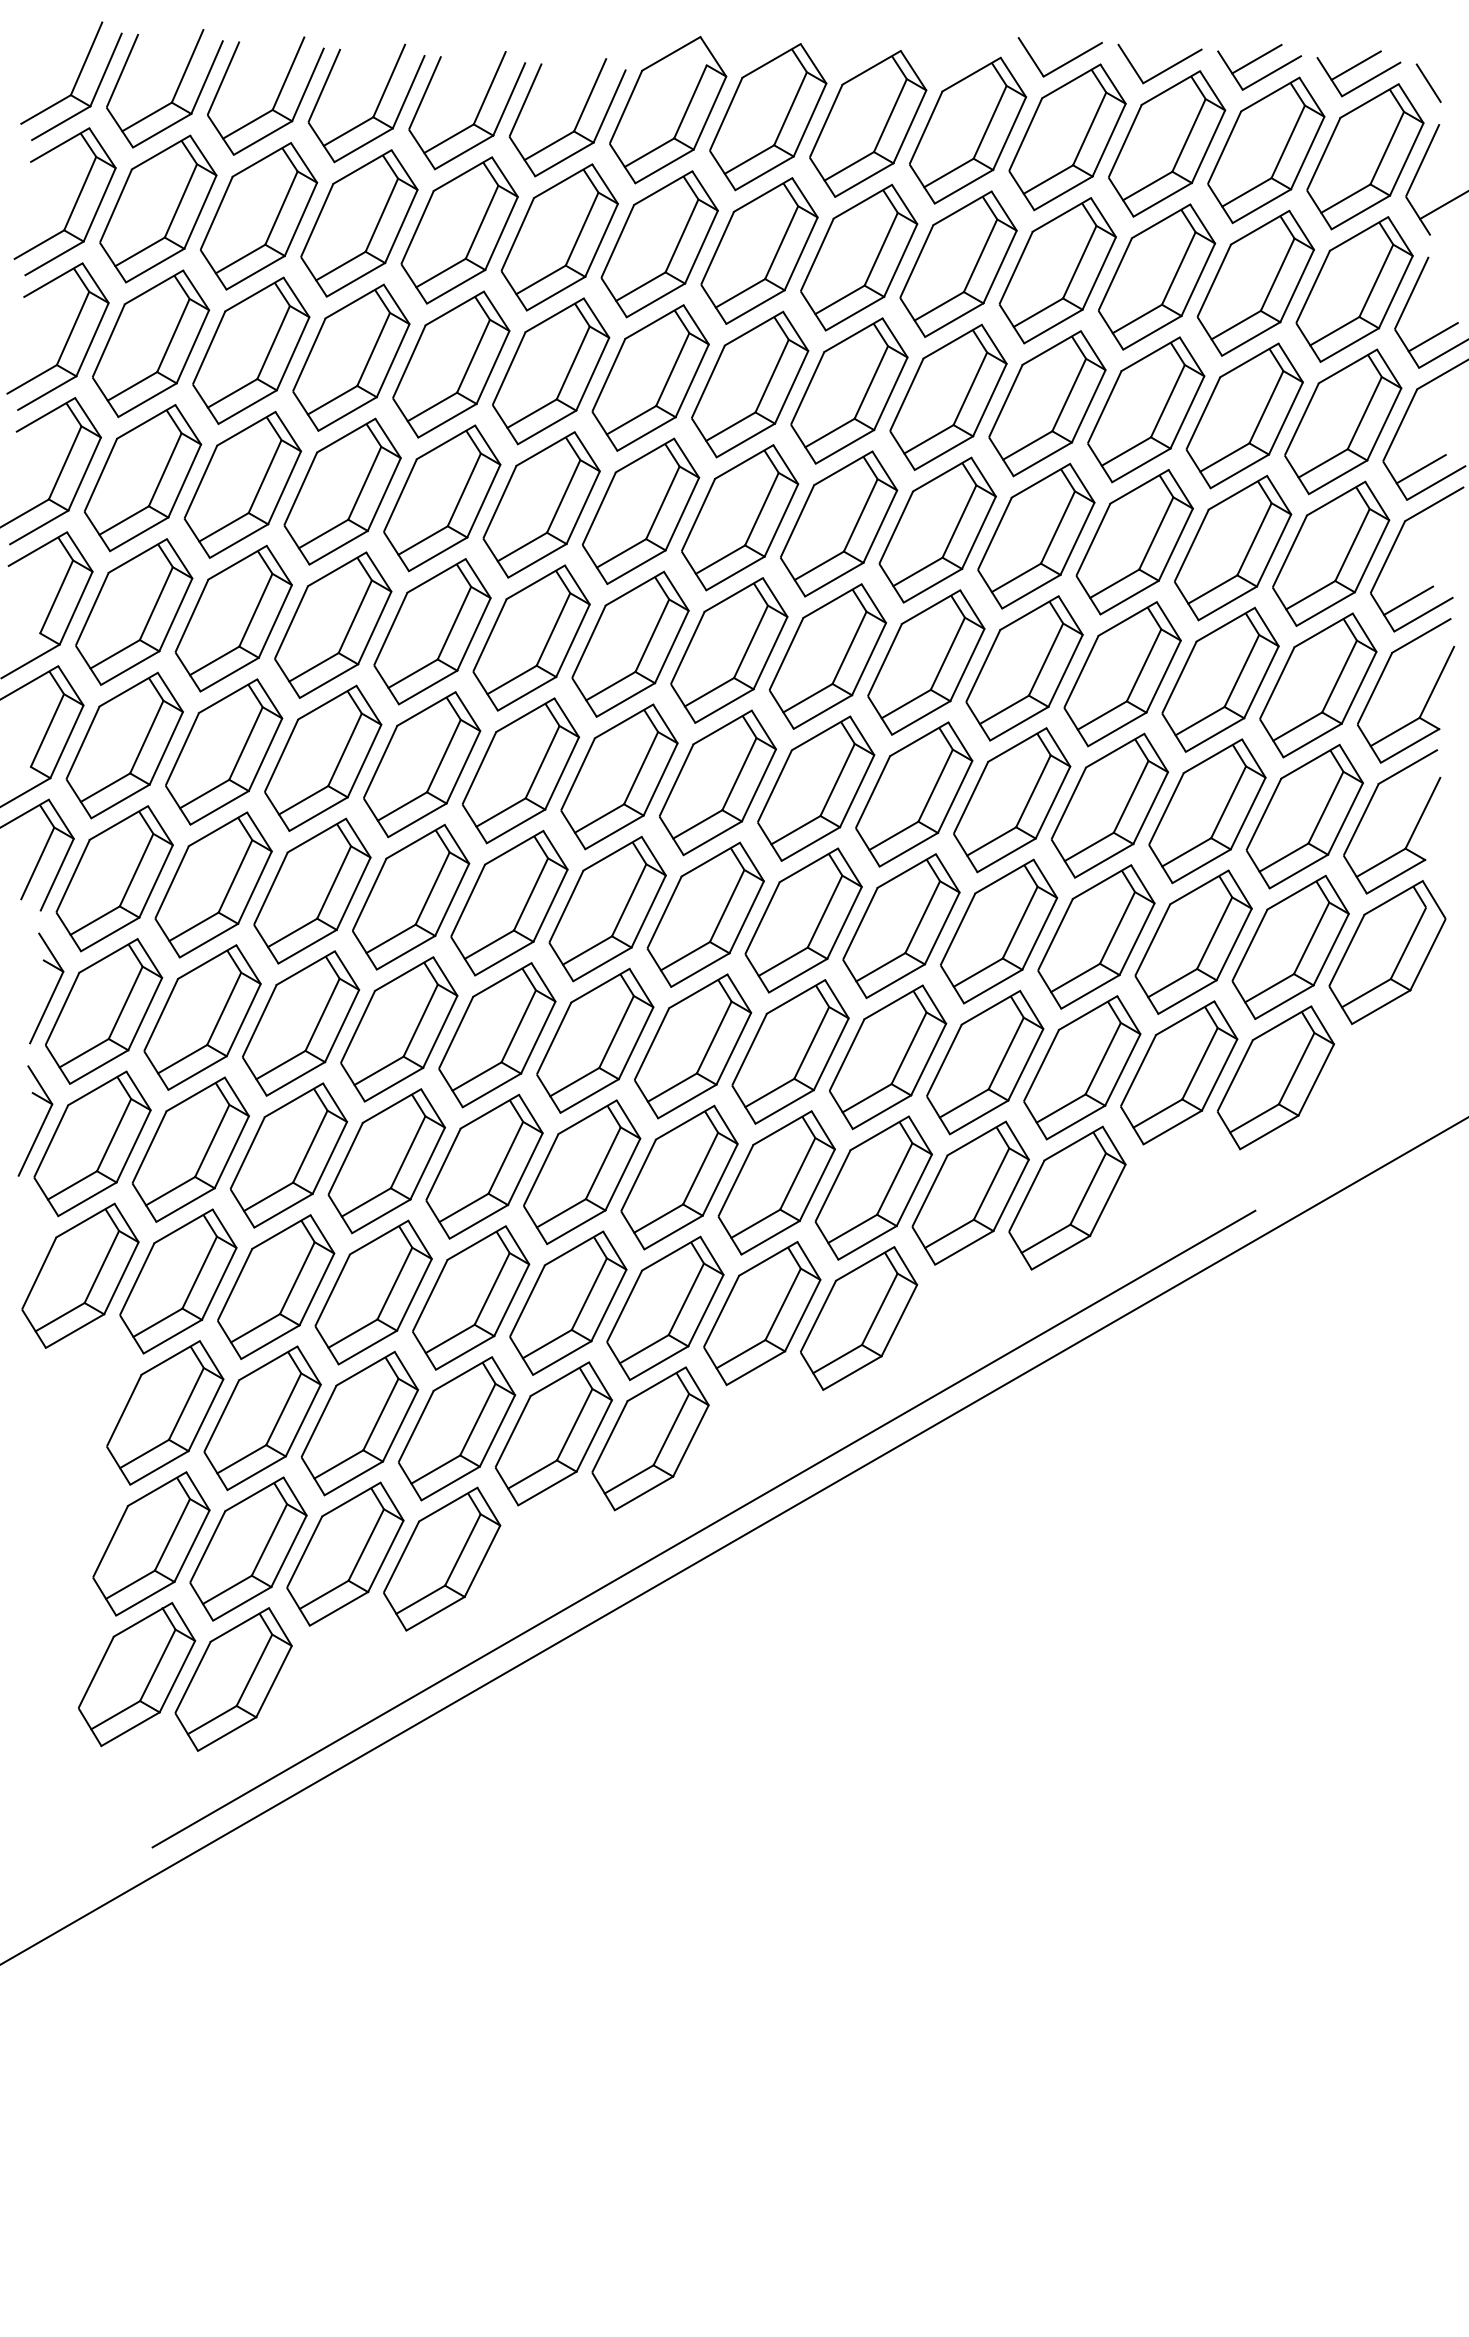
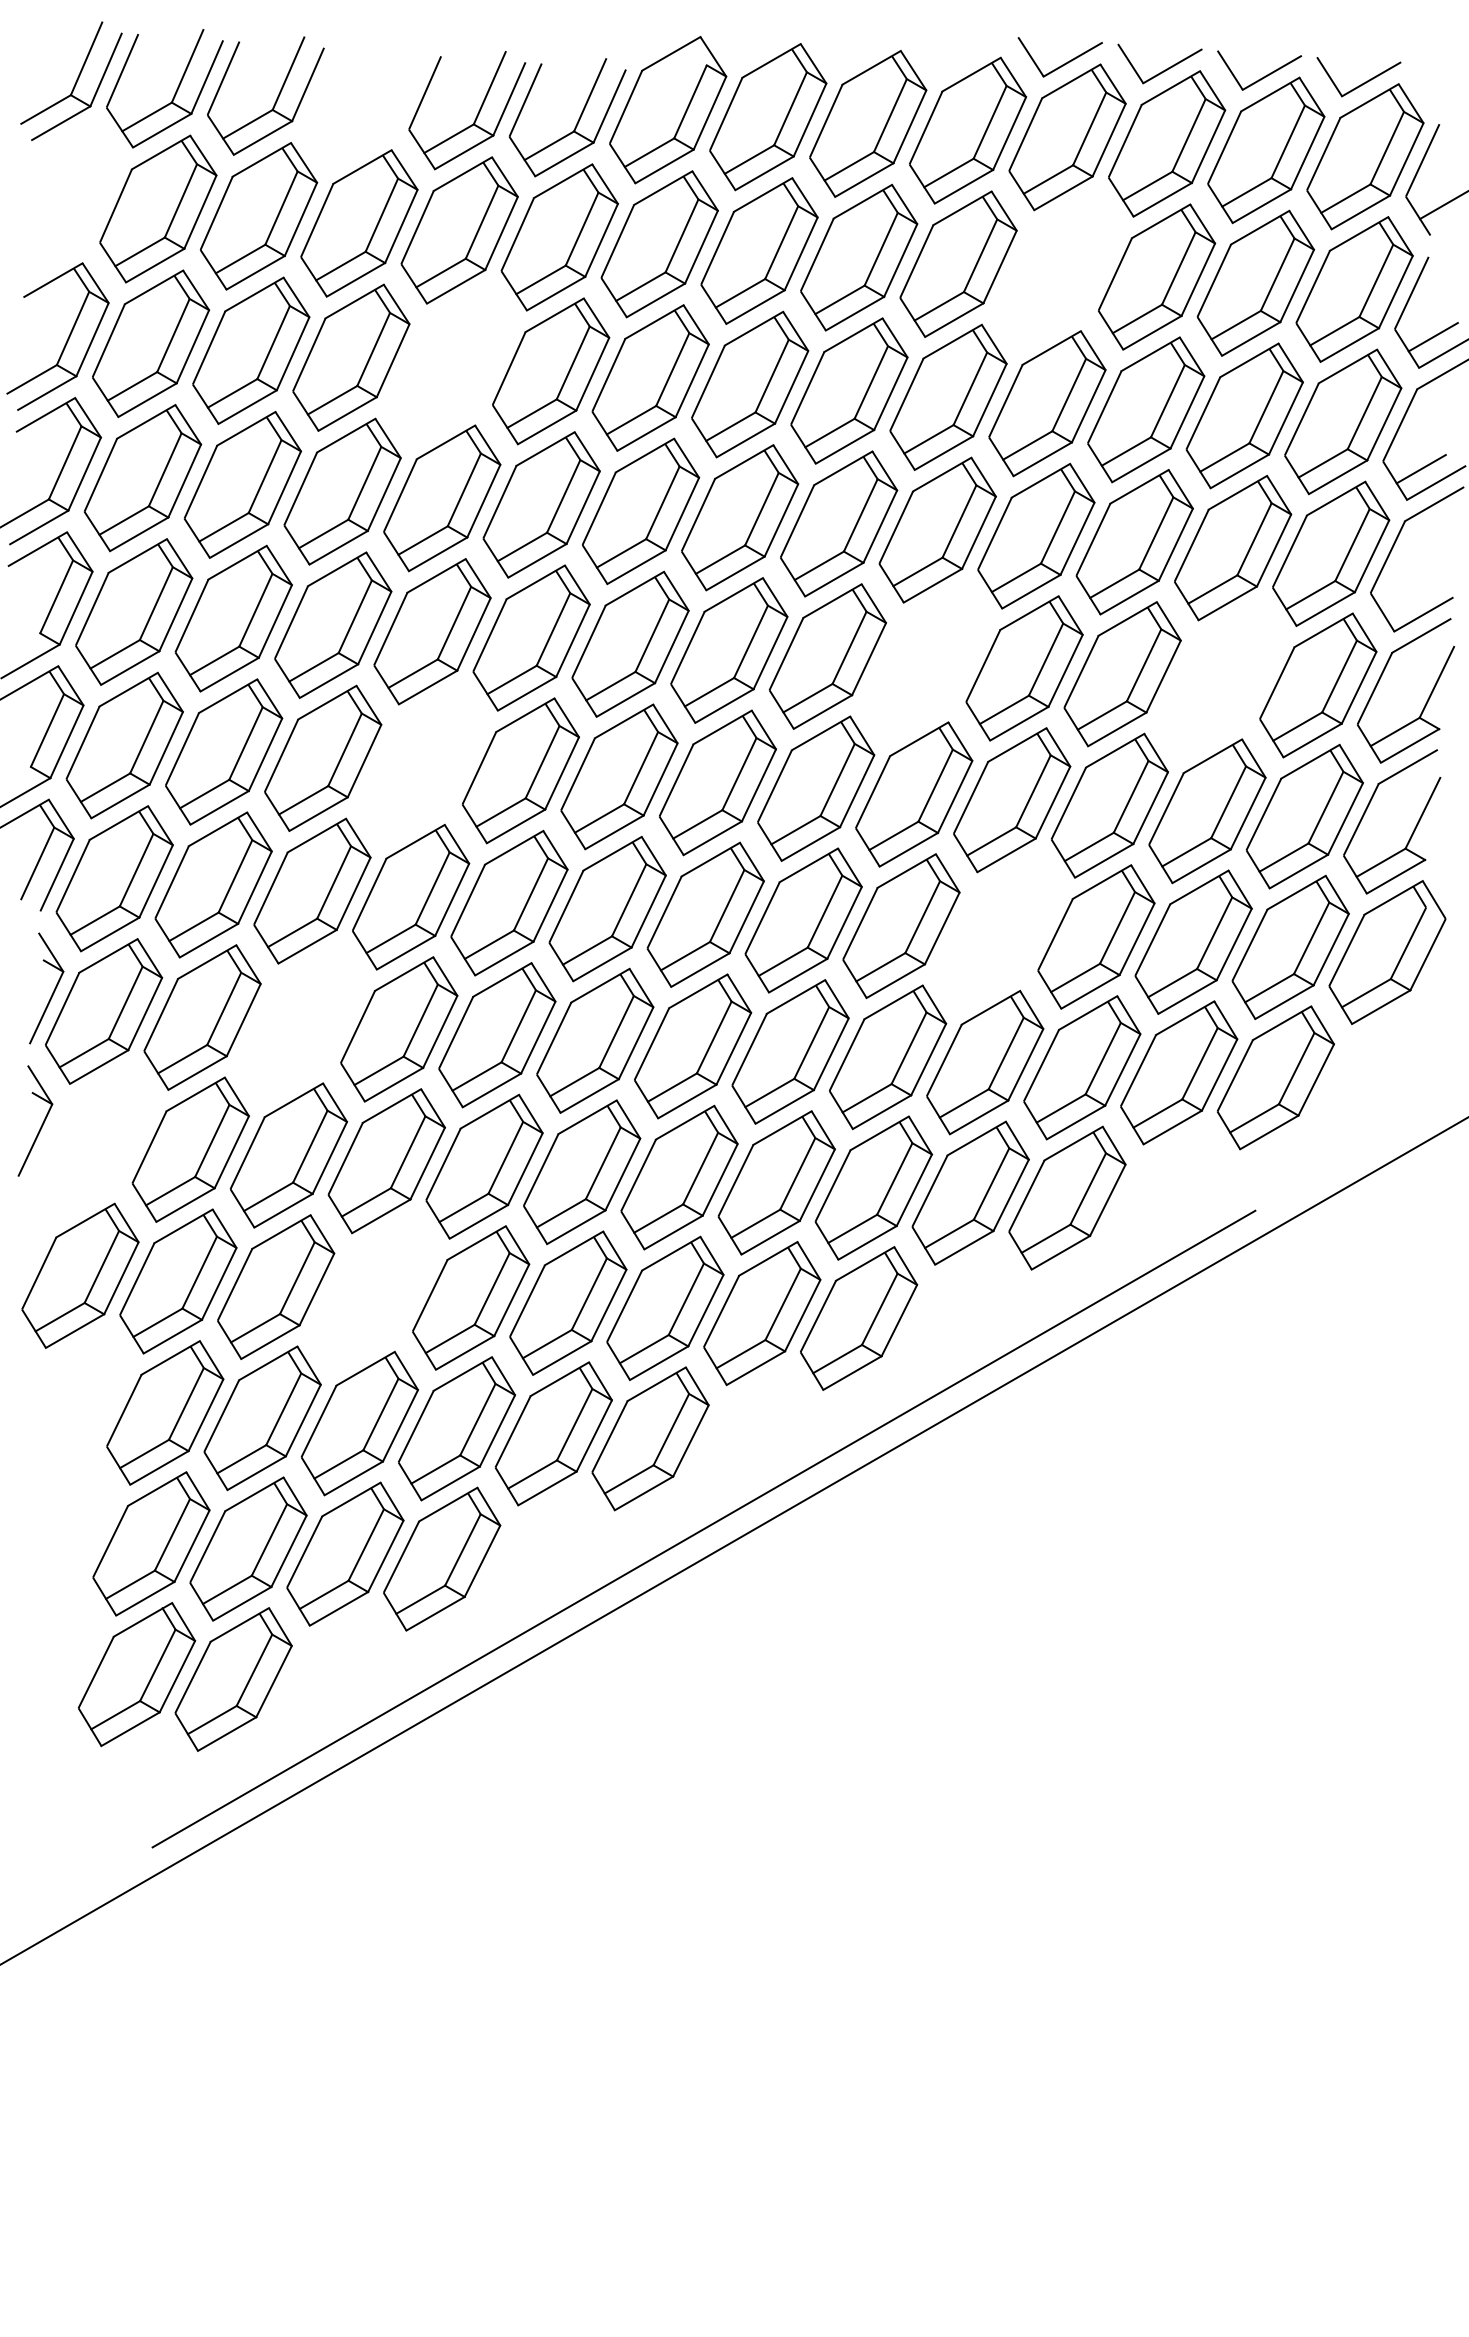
line: present -> none (1256, 58)
line: present -> none (1355, 65)
line: present -> none (1428, 82)
part: present -> none (376, 107)
part: present -> none (73, 206)
part: present -> none (1057, 270)
part: present -> none (451, 364)
line: present -> none (1408, 600)
part: present -> none (926, 662)
part: present -> none (1220, 679)
part: present -> none (422, 764)
part: present -> none (999, 931)
part: present -> none (301, 1023)
part: present -> none (92, 1143)
part: present -> none (373, 1292)
